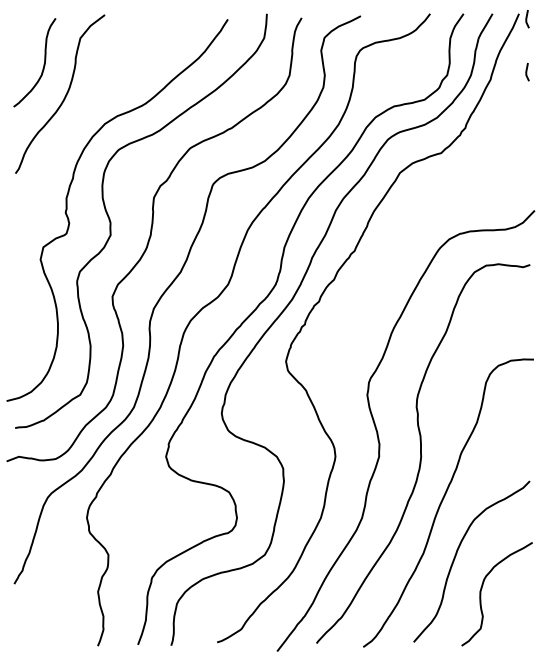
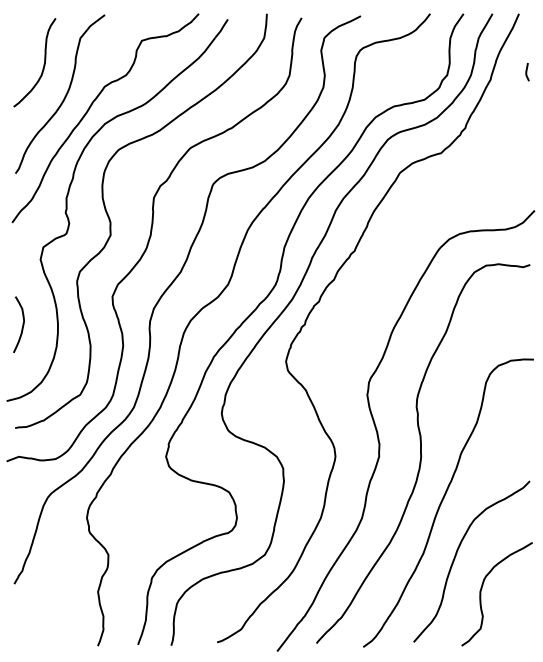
line: present -> none (527, 19)
curve: none -> present (89, 110)
curve: none -> present (22, 324)
